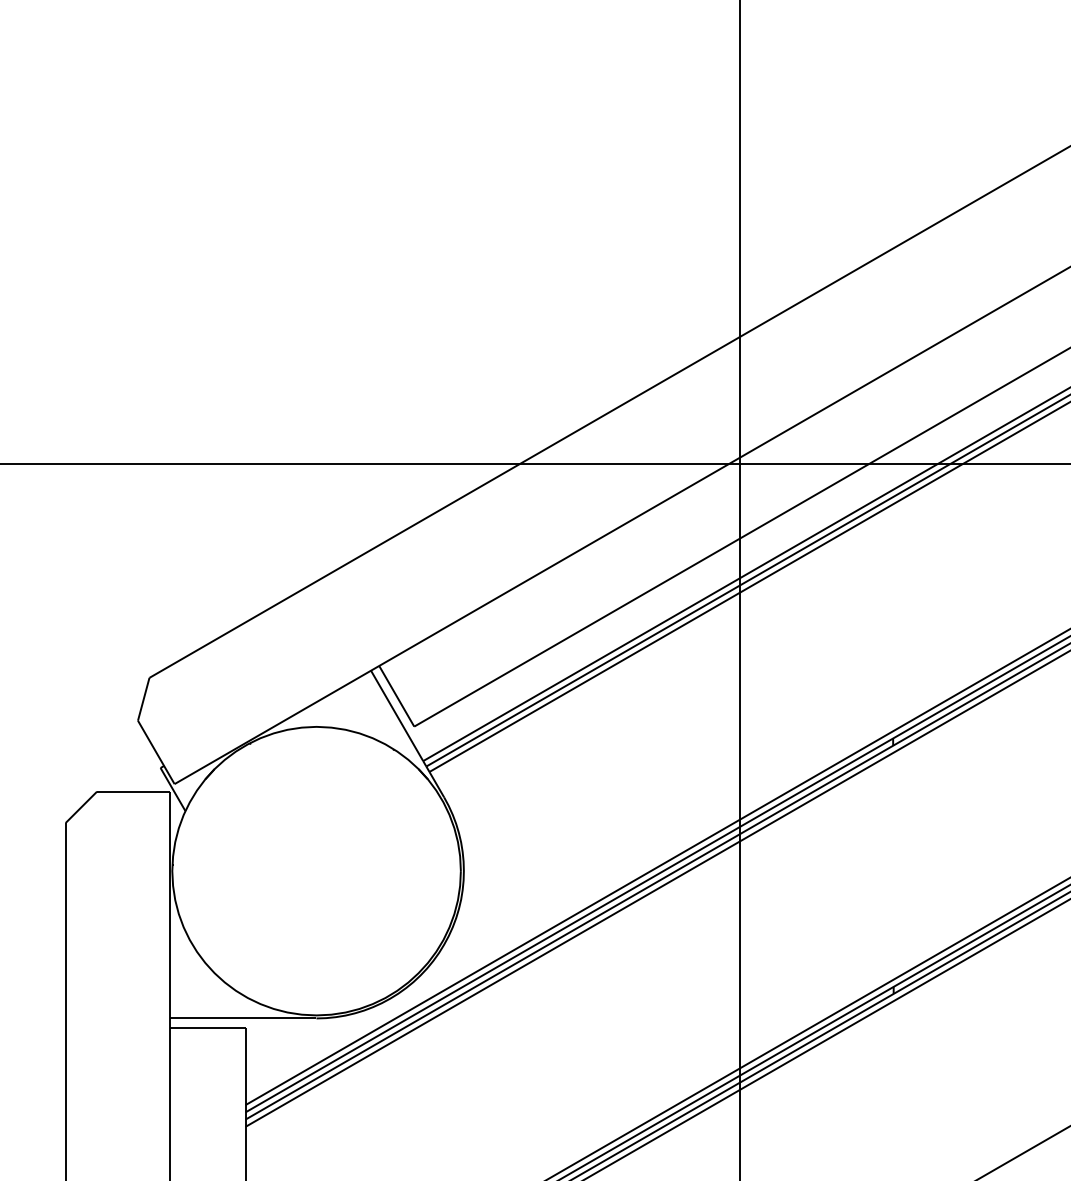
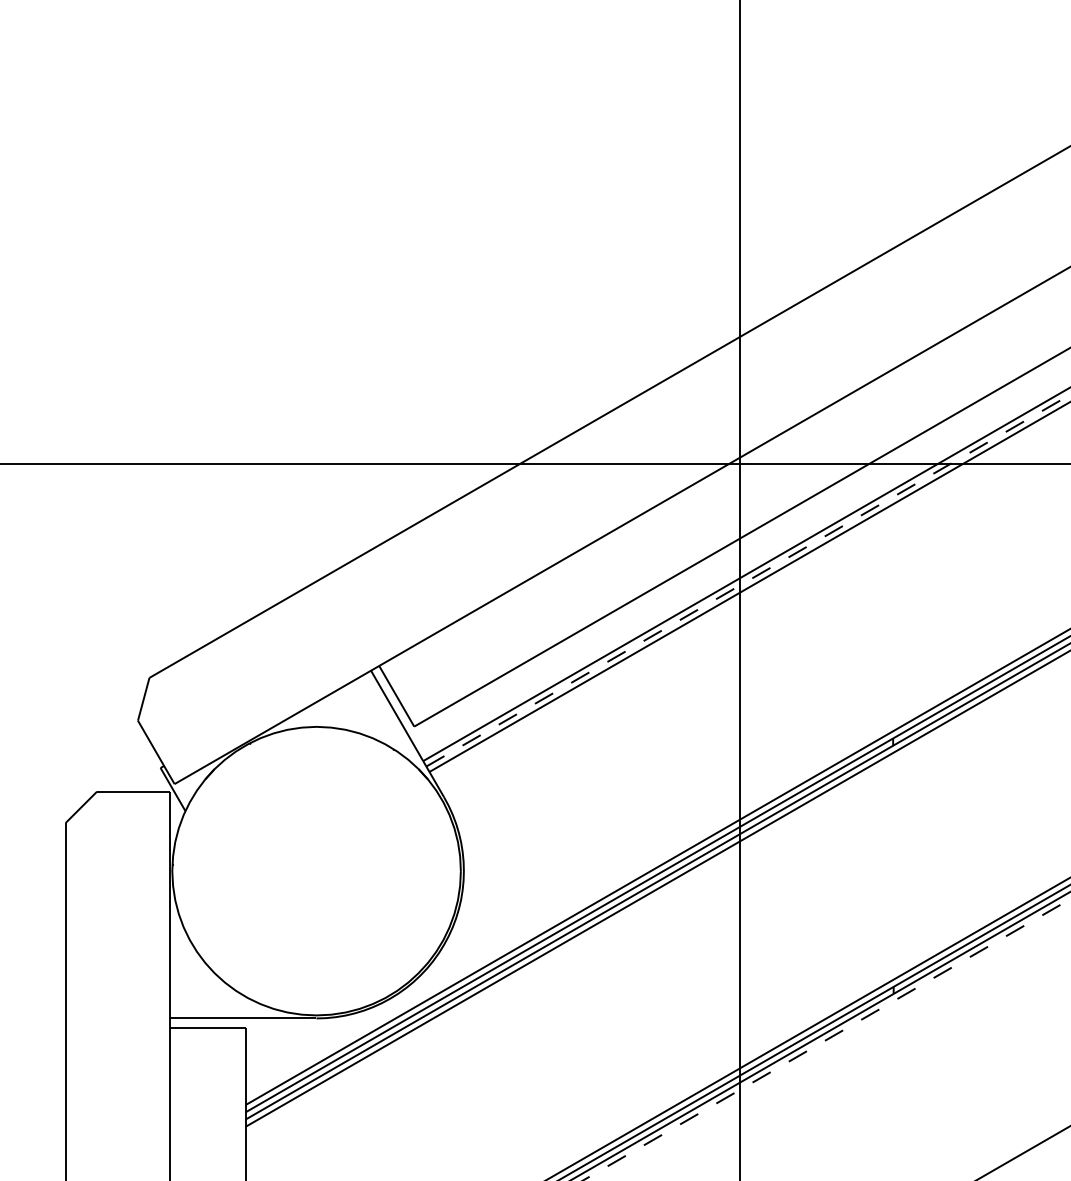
line: solid -> dashed (748, 580)
line: solid -> dashed (826, 1039)
